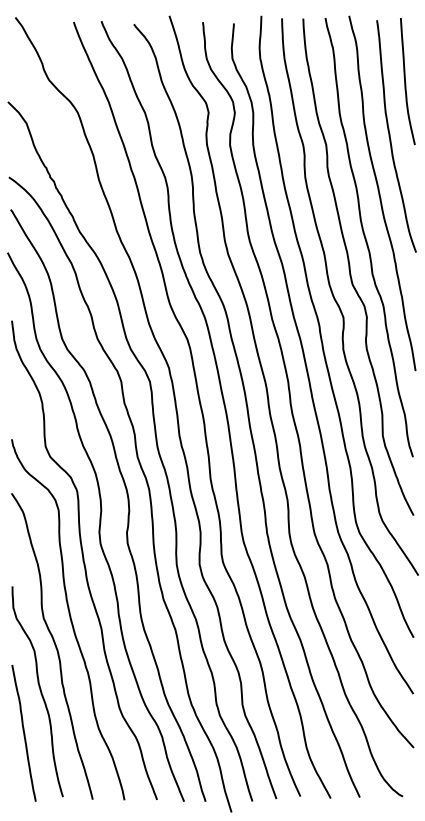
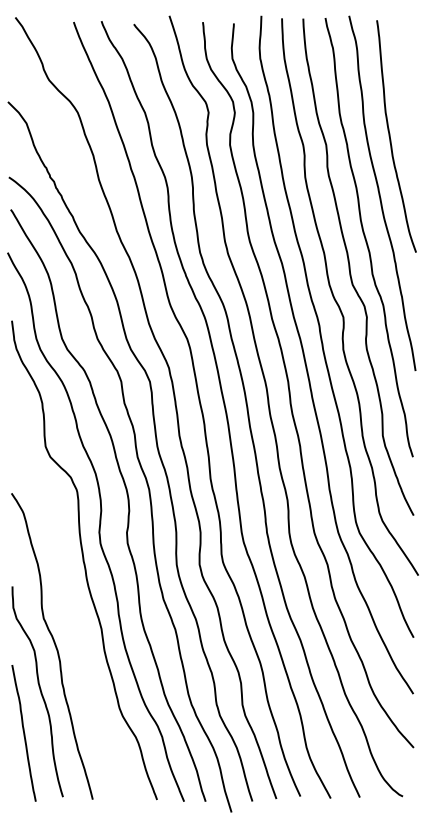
curve: present -> none (405, 81)
curve: present -> none (69, 618)
